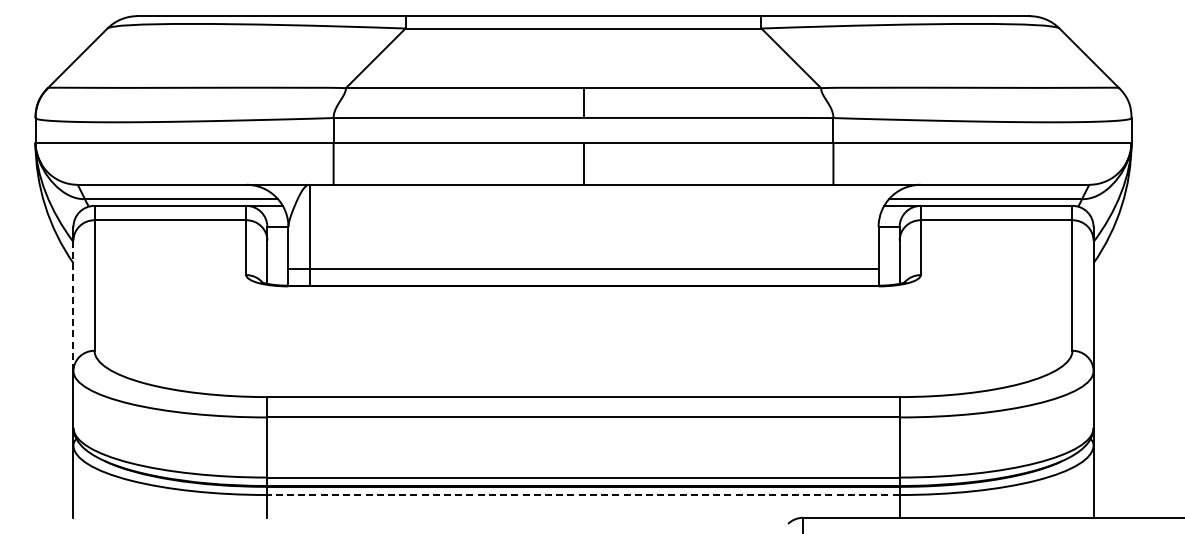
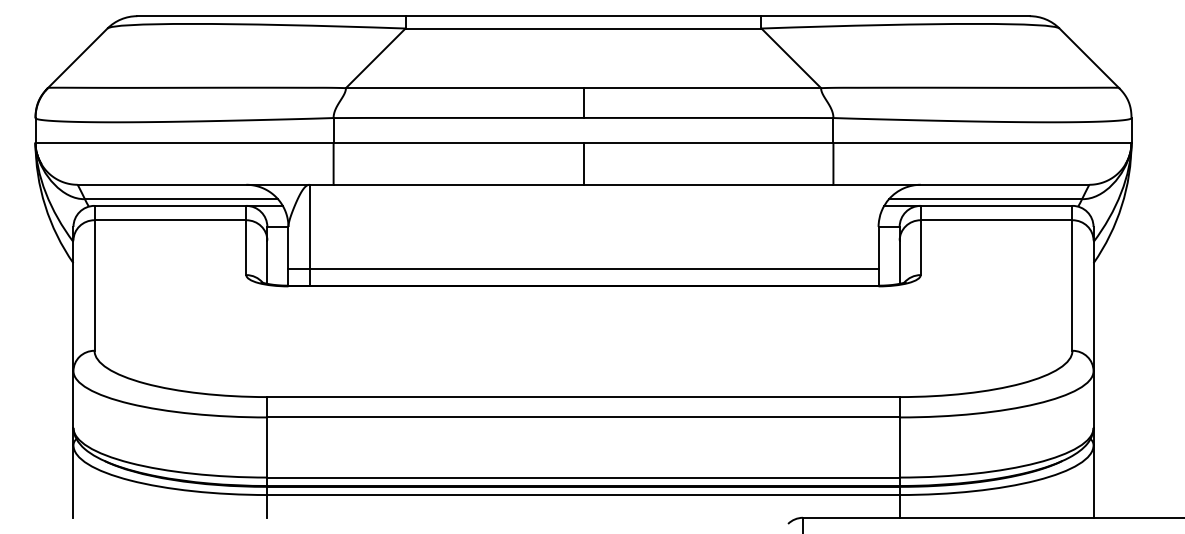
line: dashed -> solid (73, 305)
line: dashed -> solid (583, 495)
